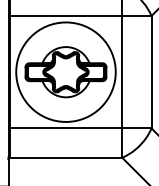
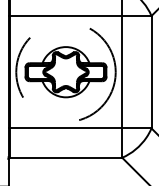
circle: solid -> dashed (65, 71)
